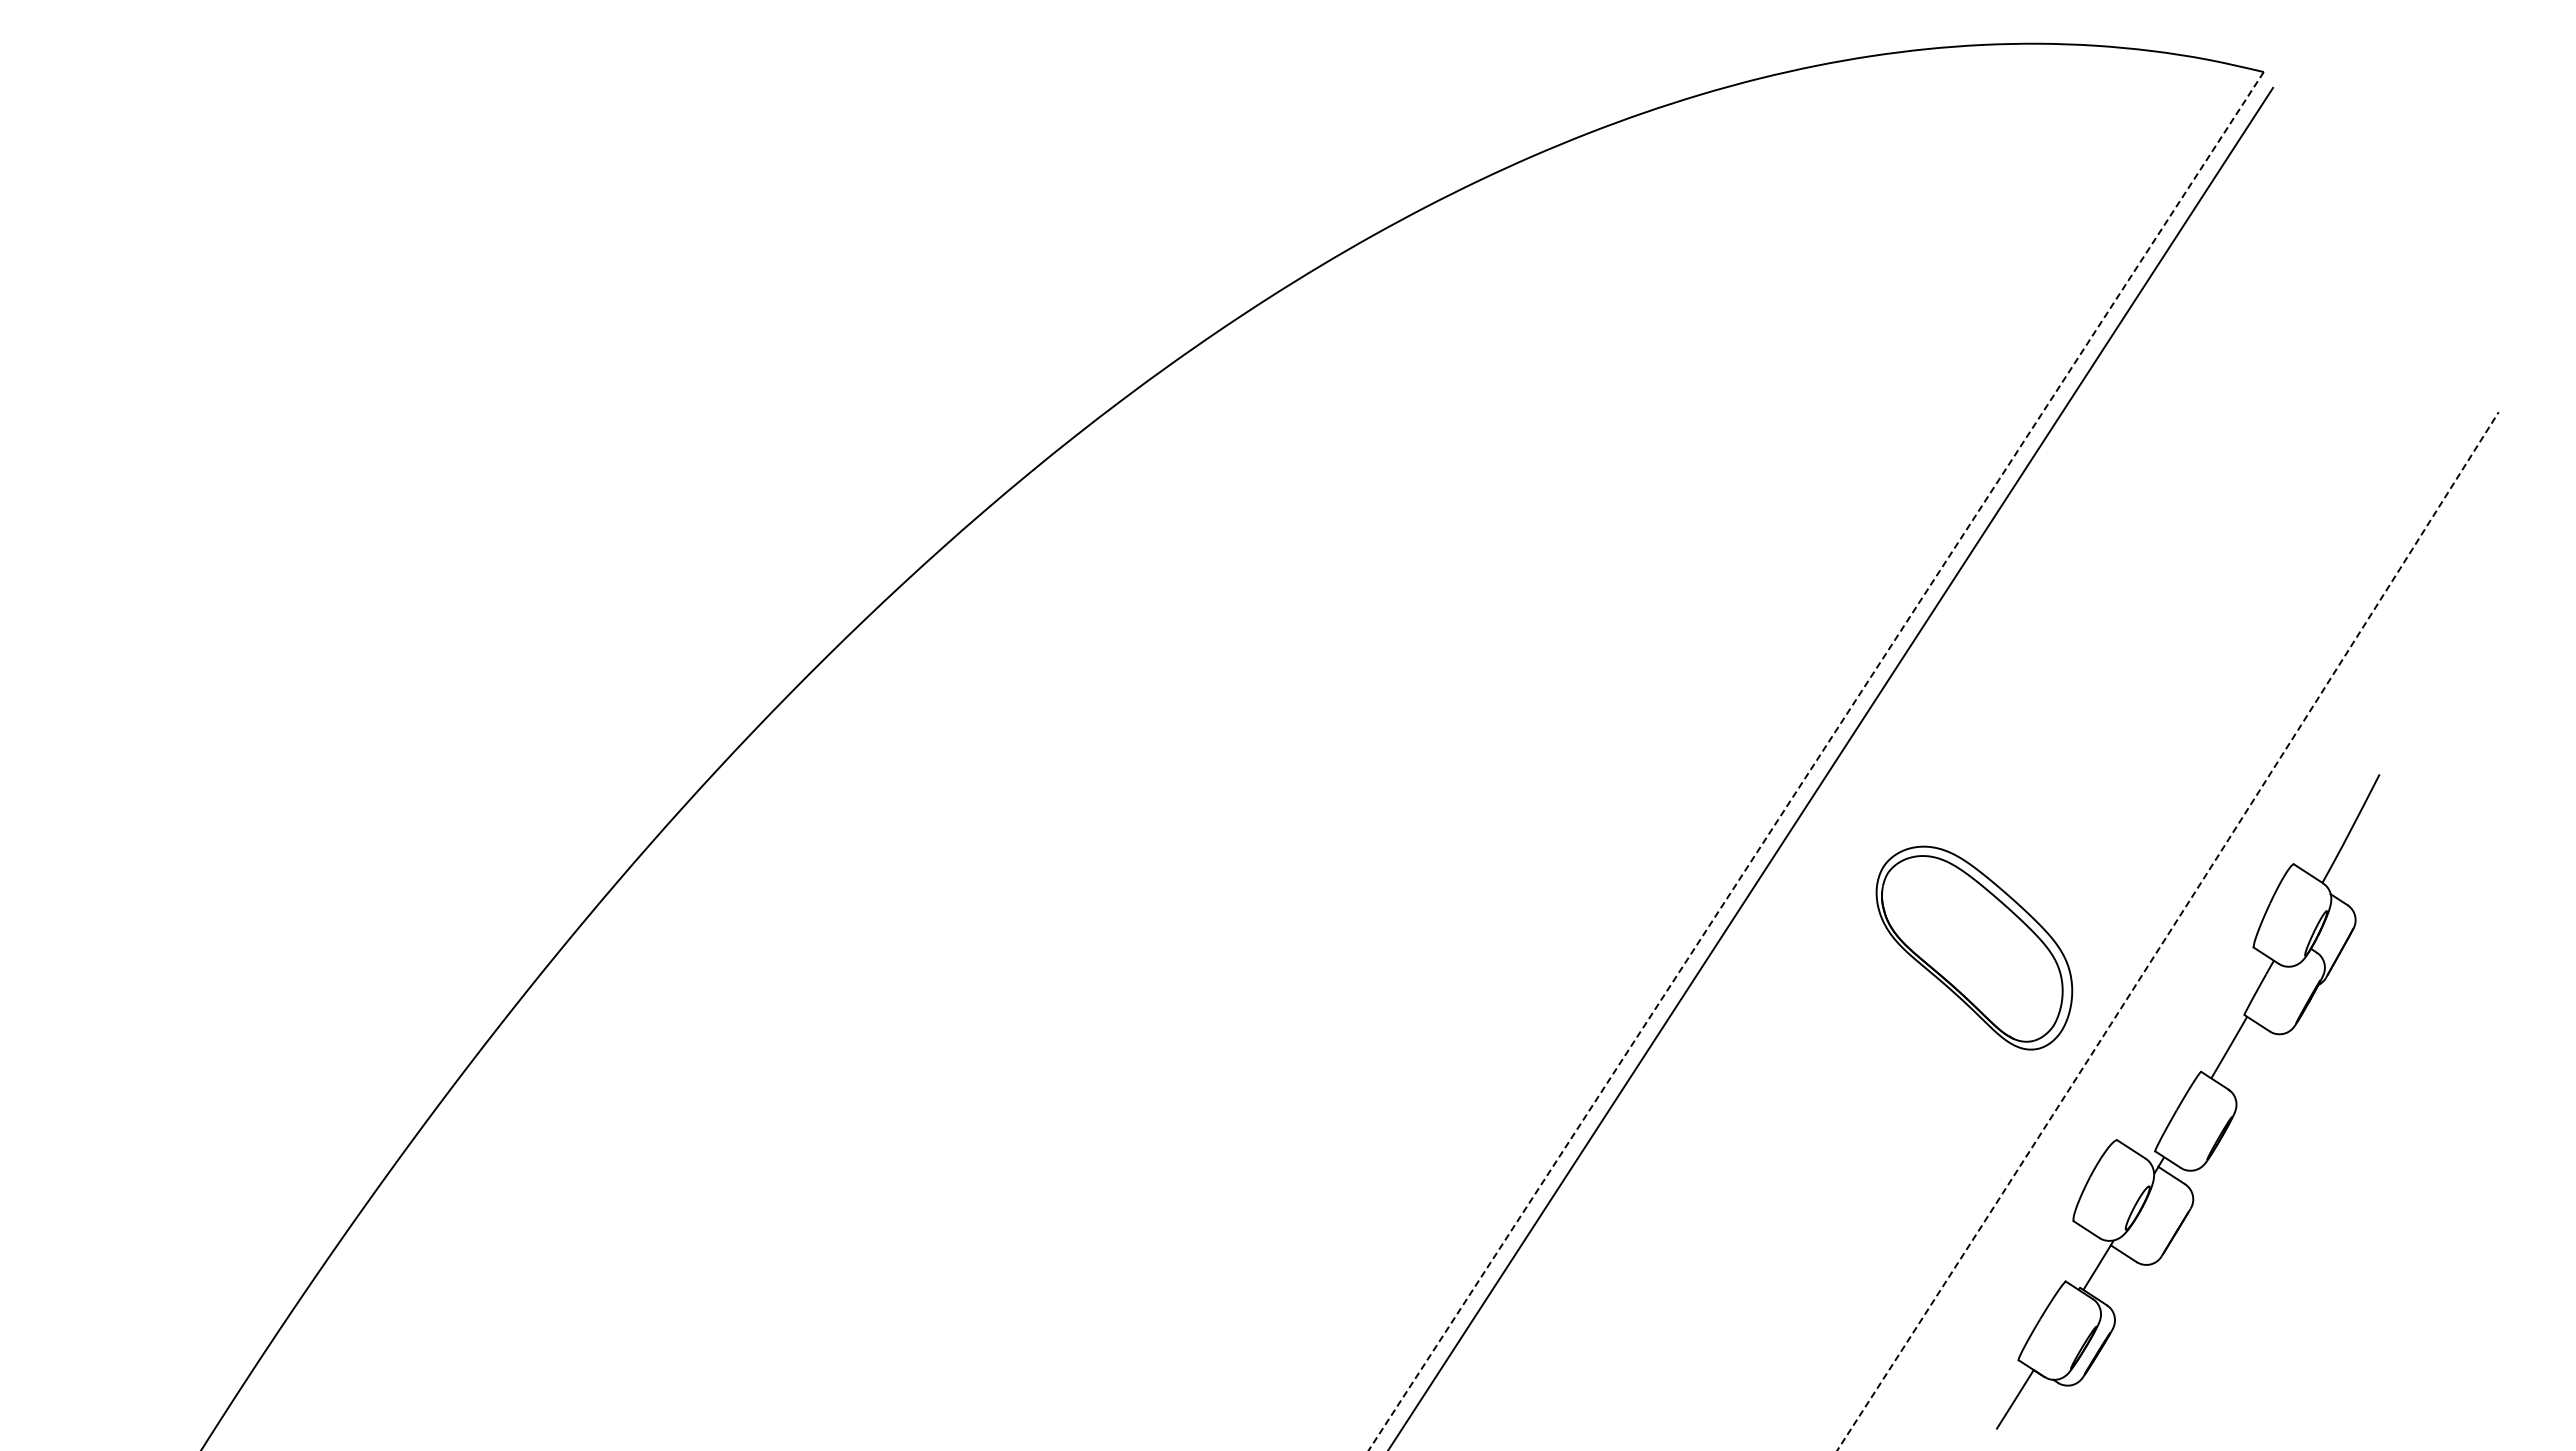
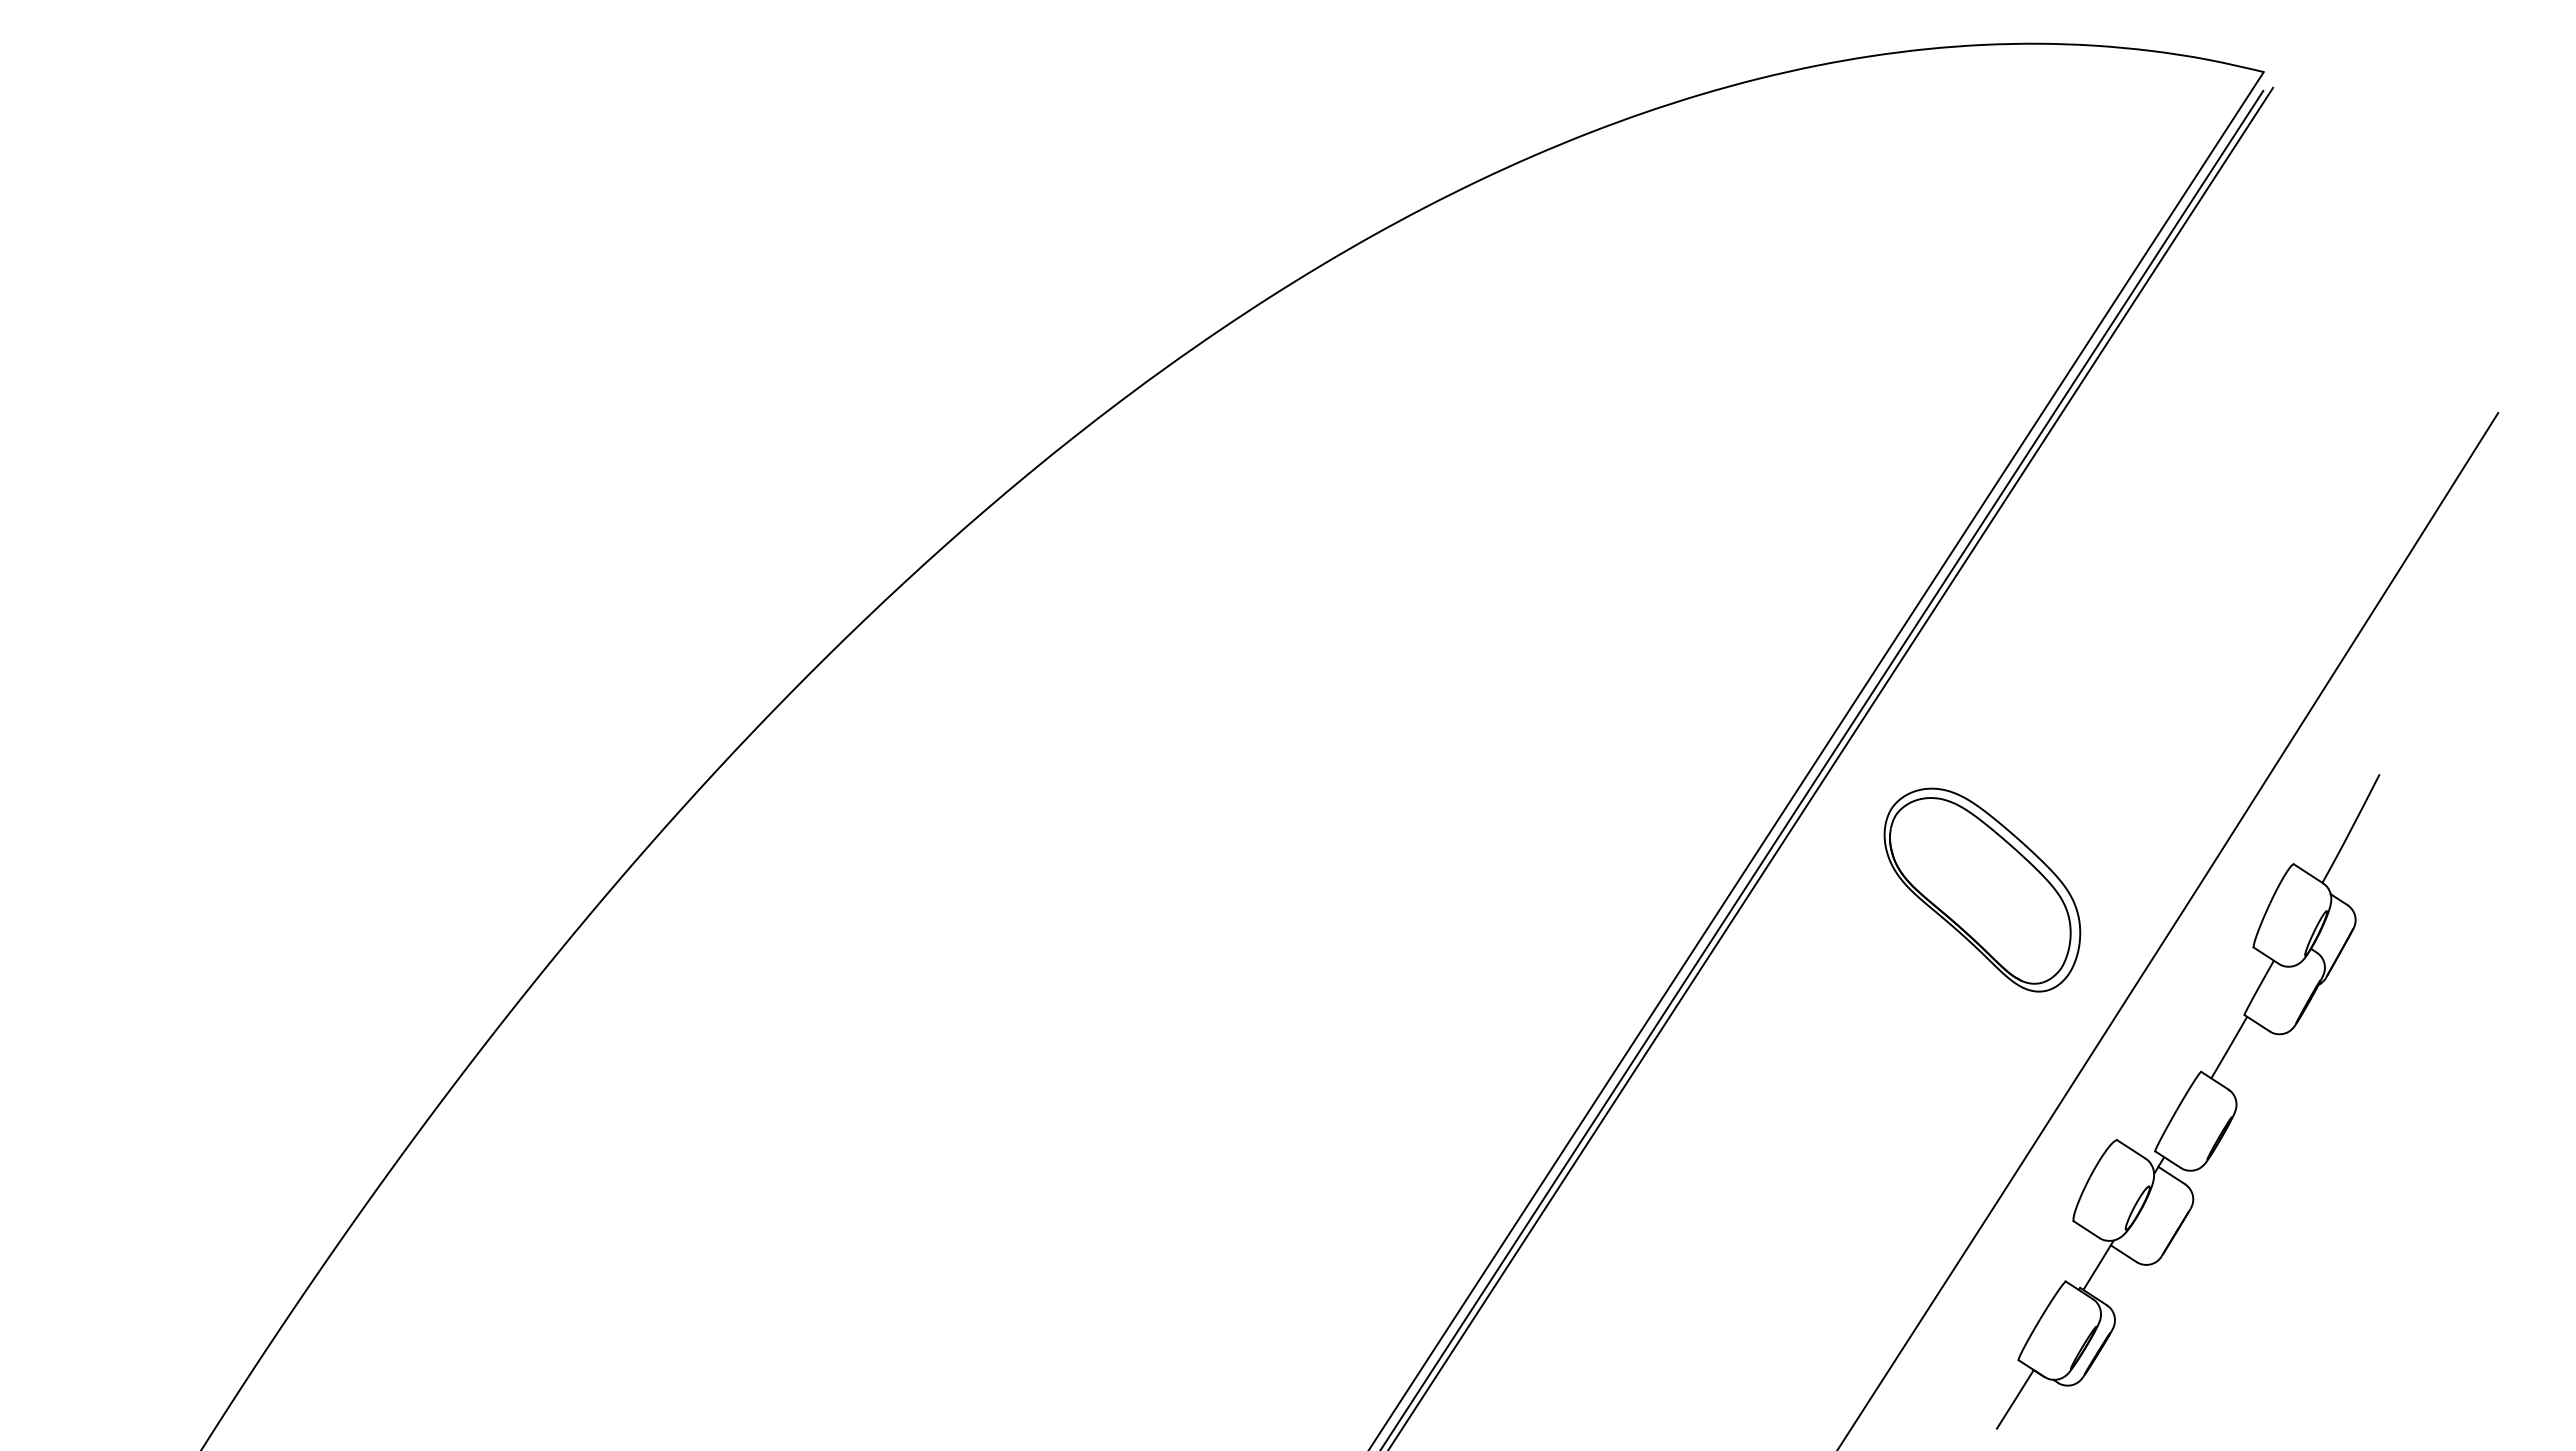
line: dashed -> solid (1816, 761)
line: none -> present (1822, 768)
arc: dashed -> solid (2169, 931)
part position: (1974, 947) -> (1982, 889) (1982, 889)
